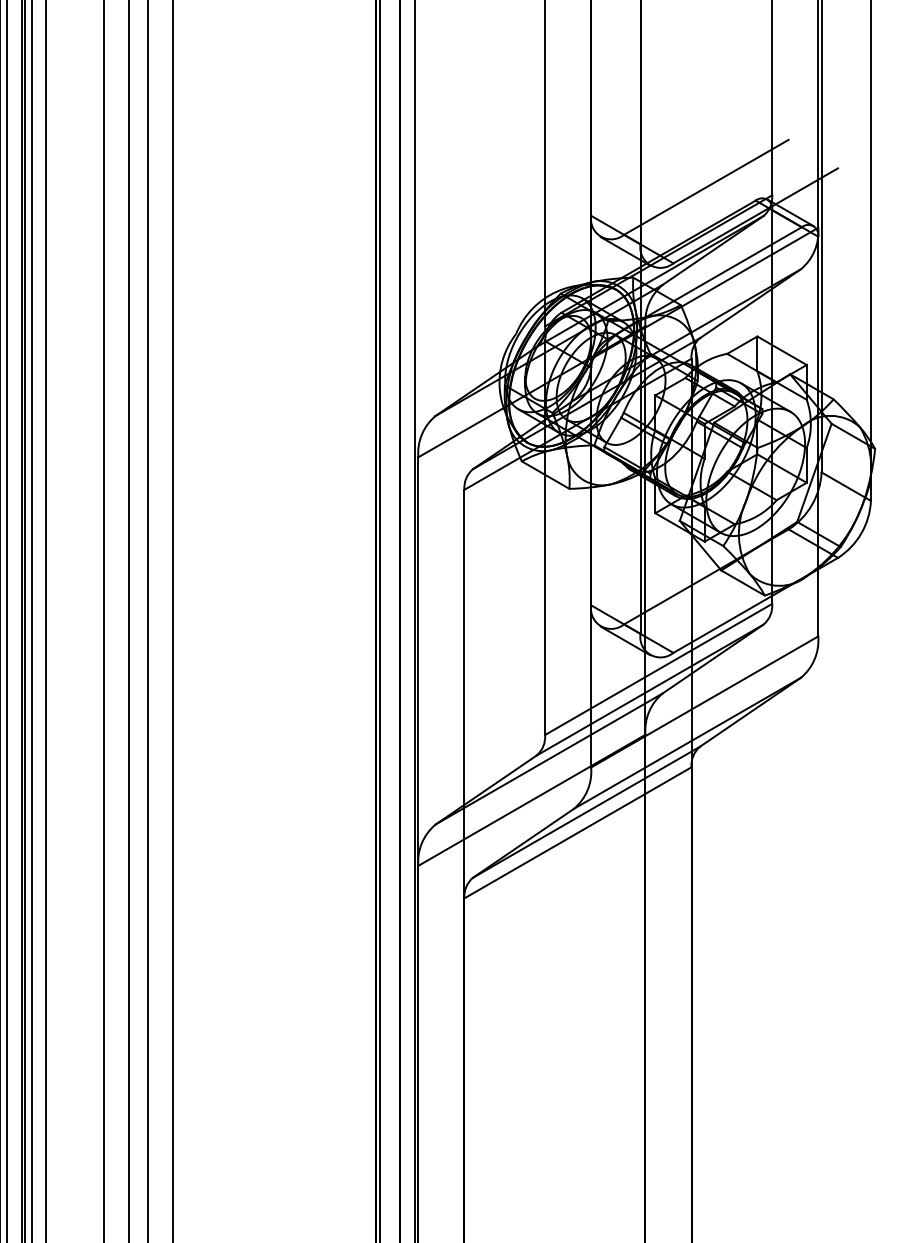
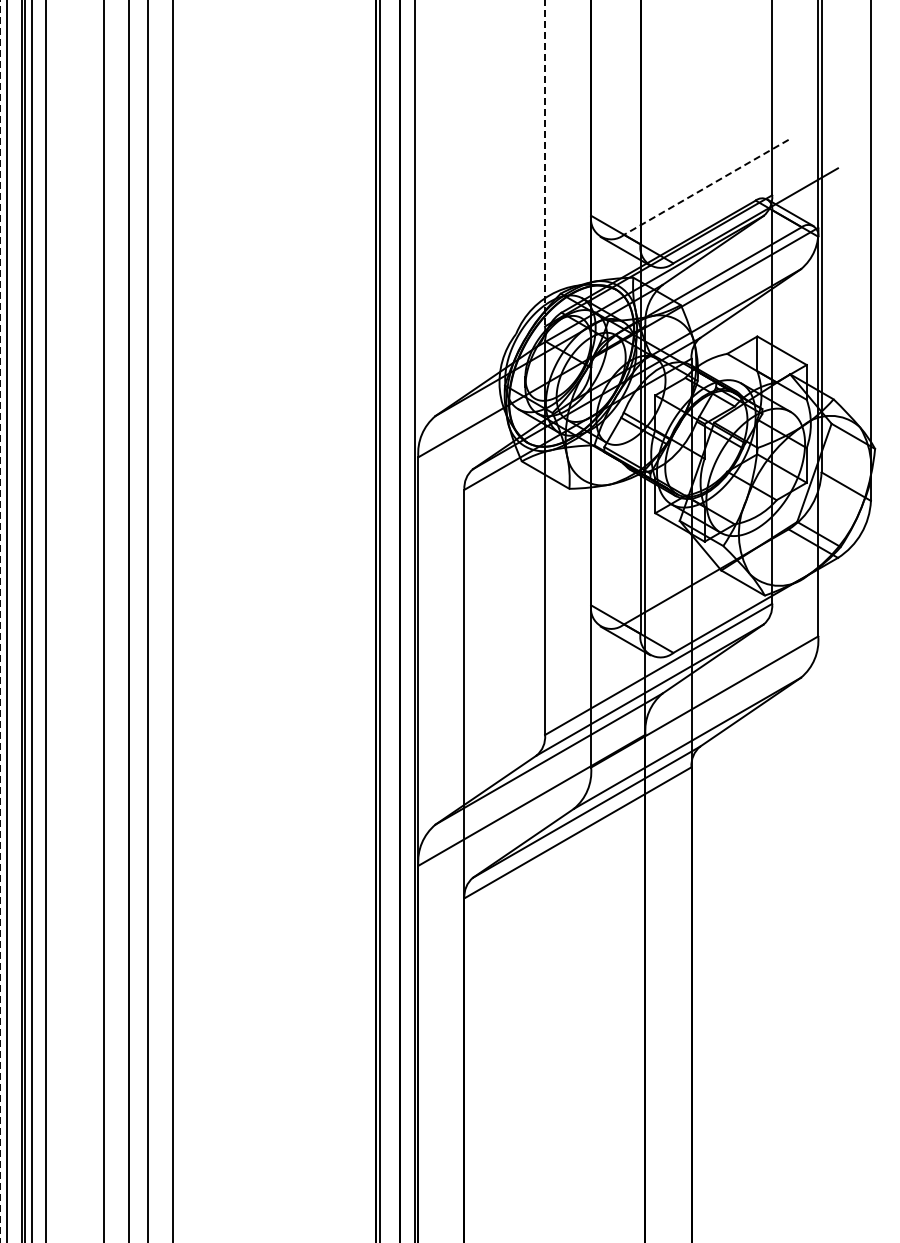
line: solid -> dashed (545, 163)
line: solid -> dashed (705, 187)
line: solid -> dashed (0, 620)
